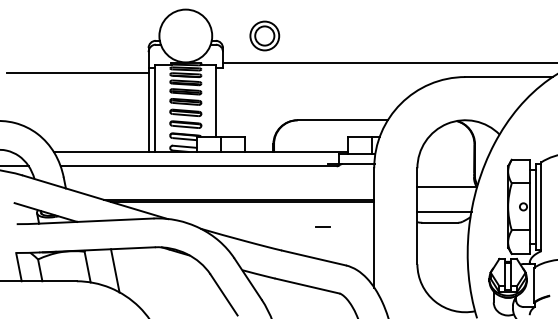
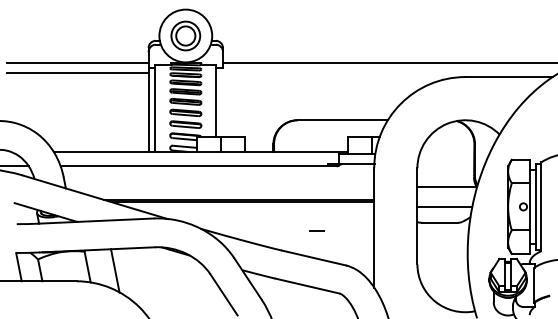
part position: (264, 35) -> (185, 35) (185, 35)
line: none -> present (77, 62)
line position: (444, 211) -> (444, 206) (444, 206)
line position: (322, 226) -> (316, 230) (316, 230)
